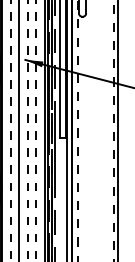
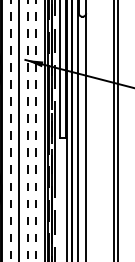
line: dashed -> solid (78, 131)
line: dashed -> solid (113, 131)
line: none -> present (85, 136)
